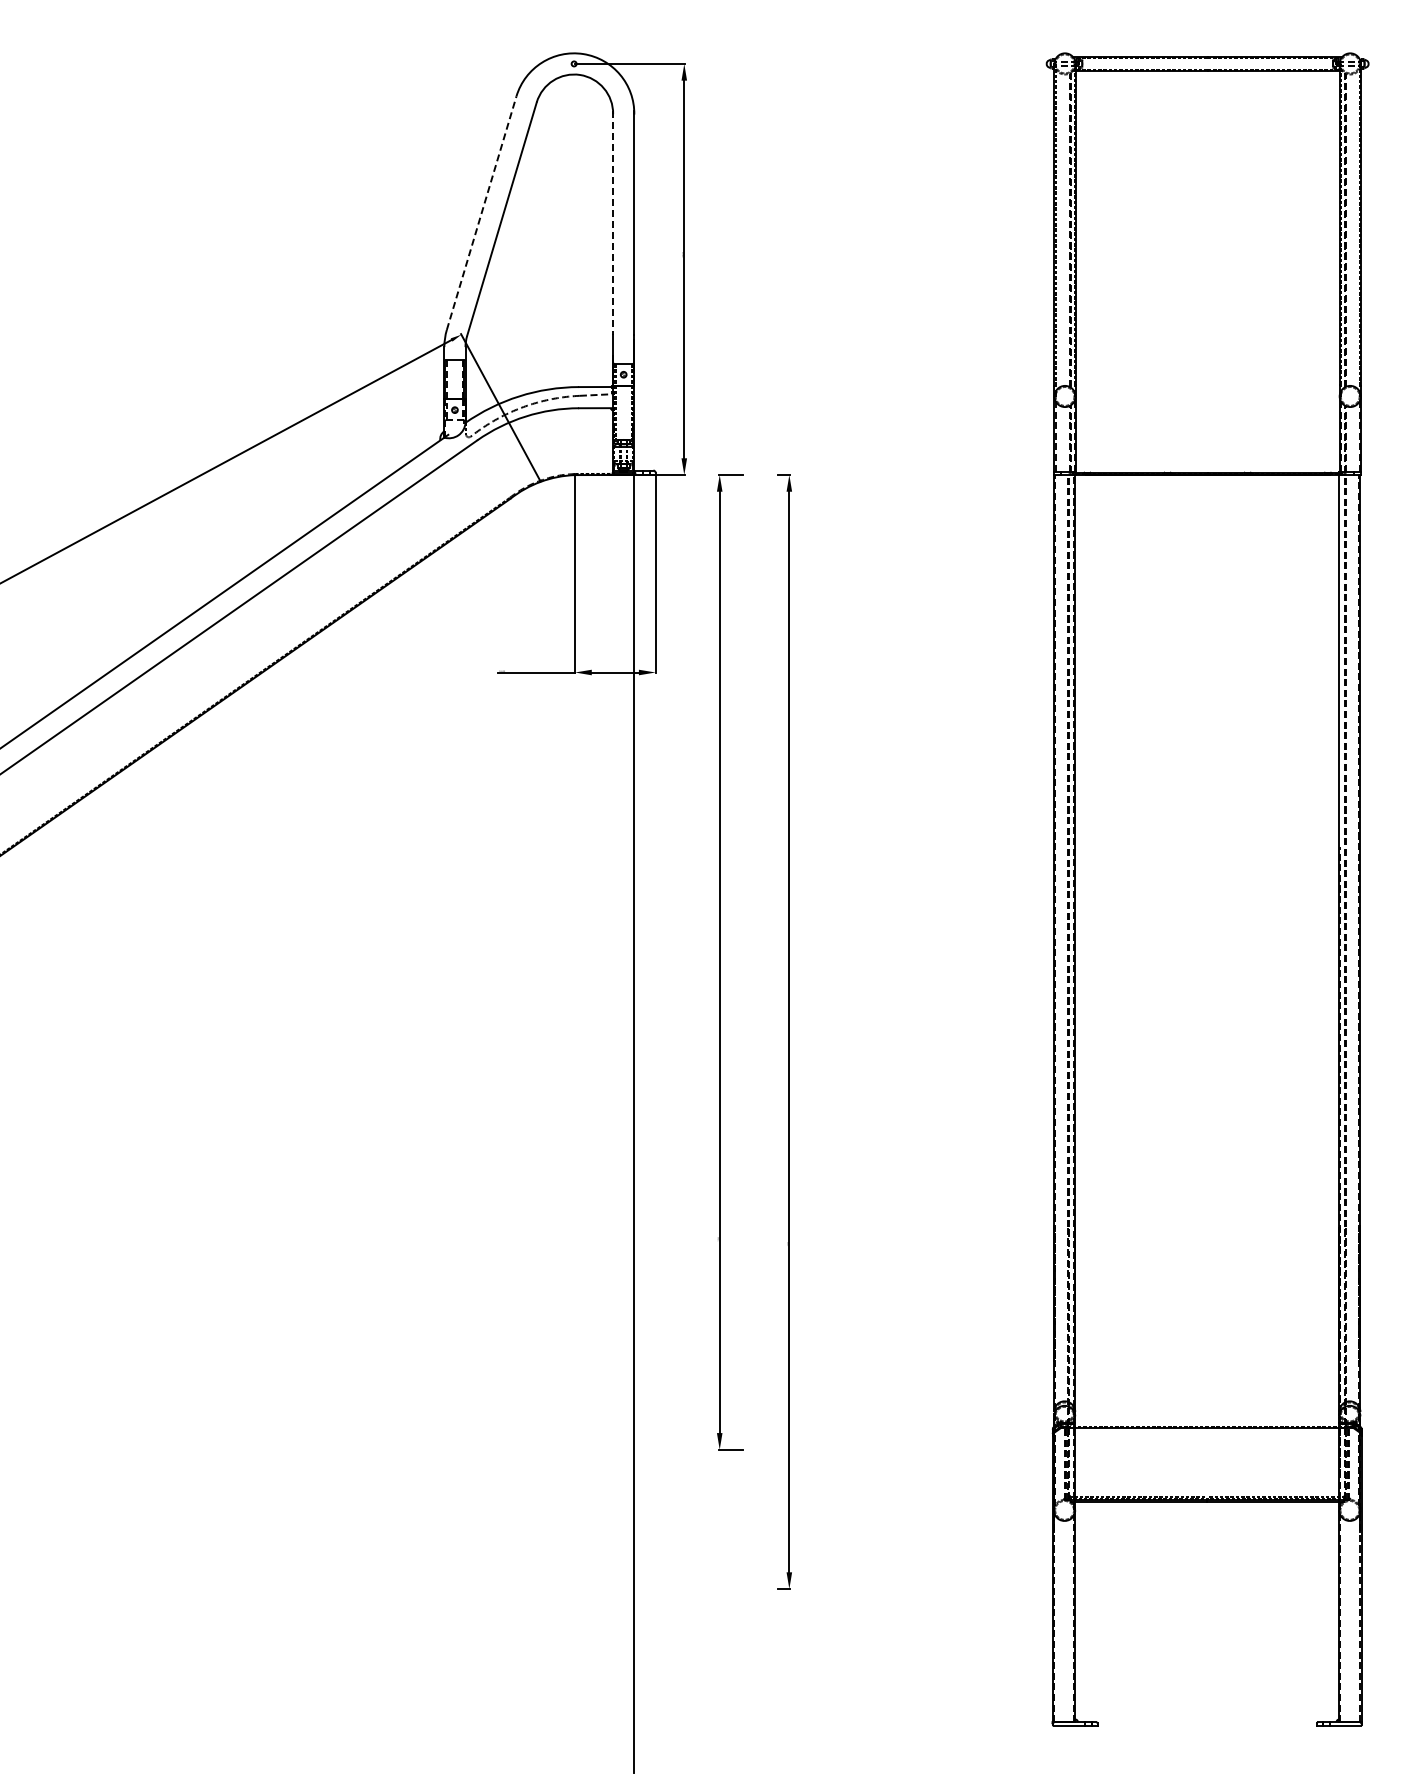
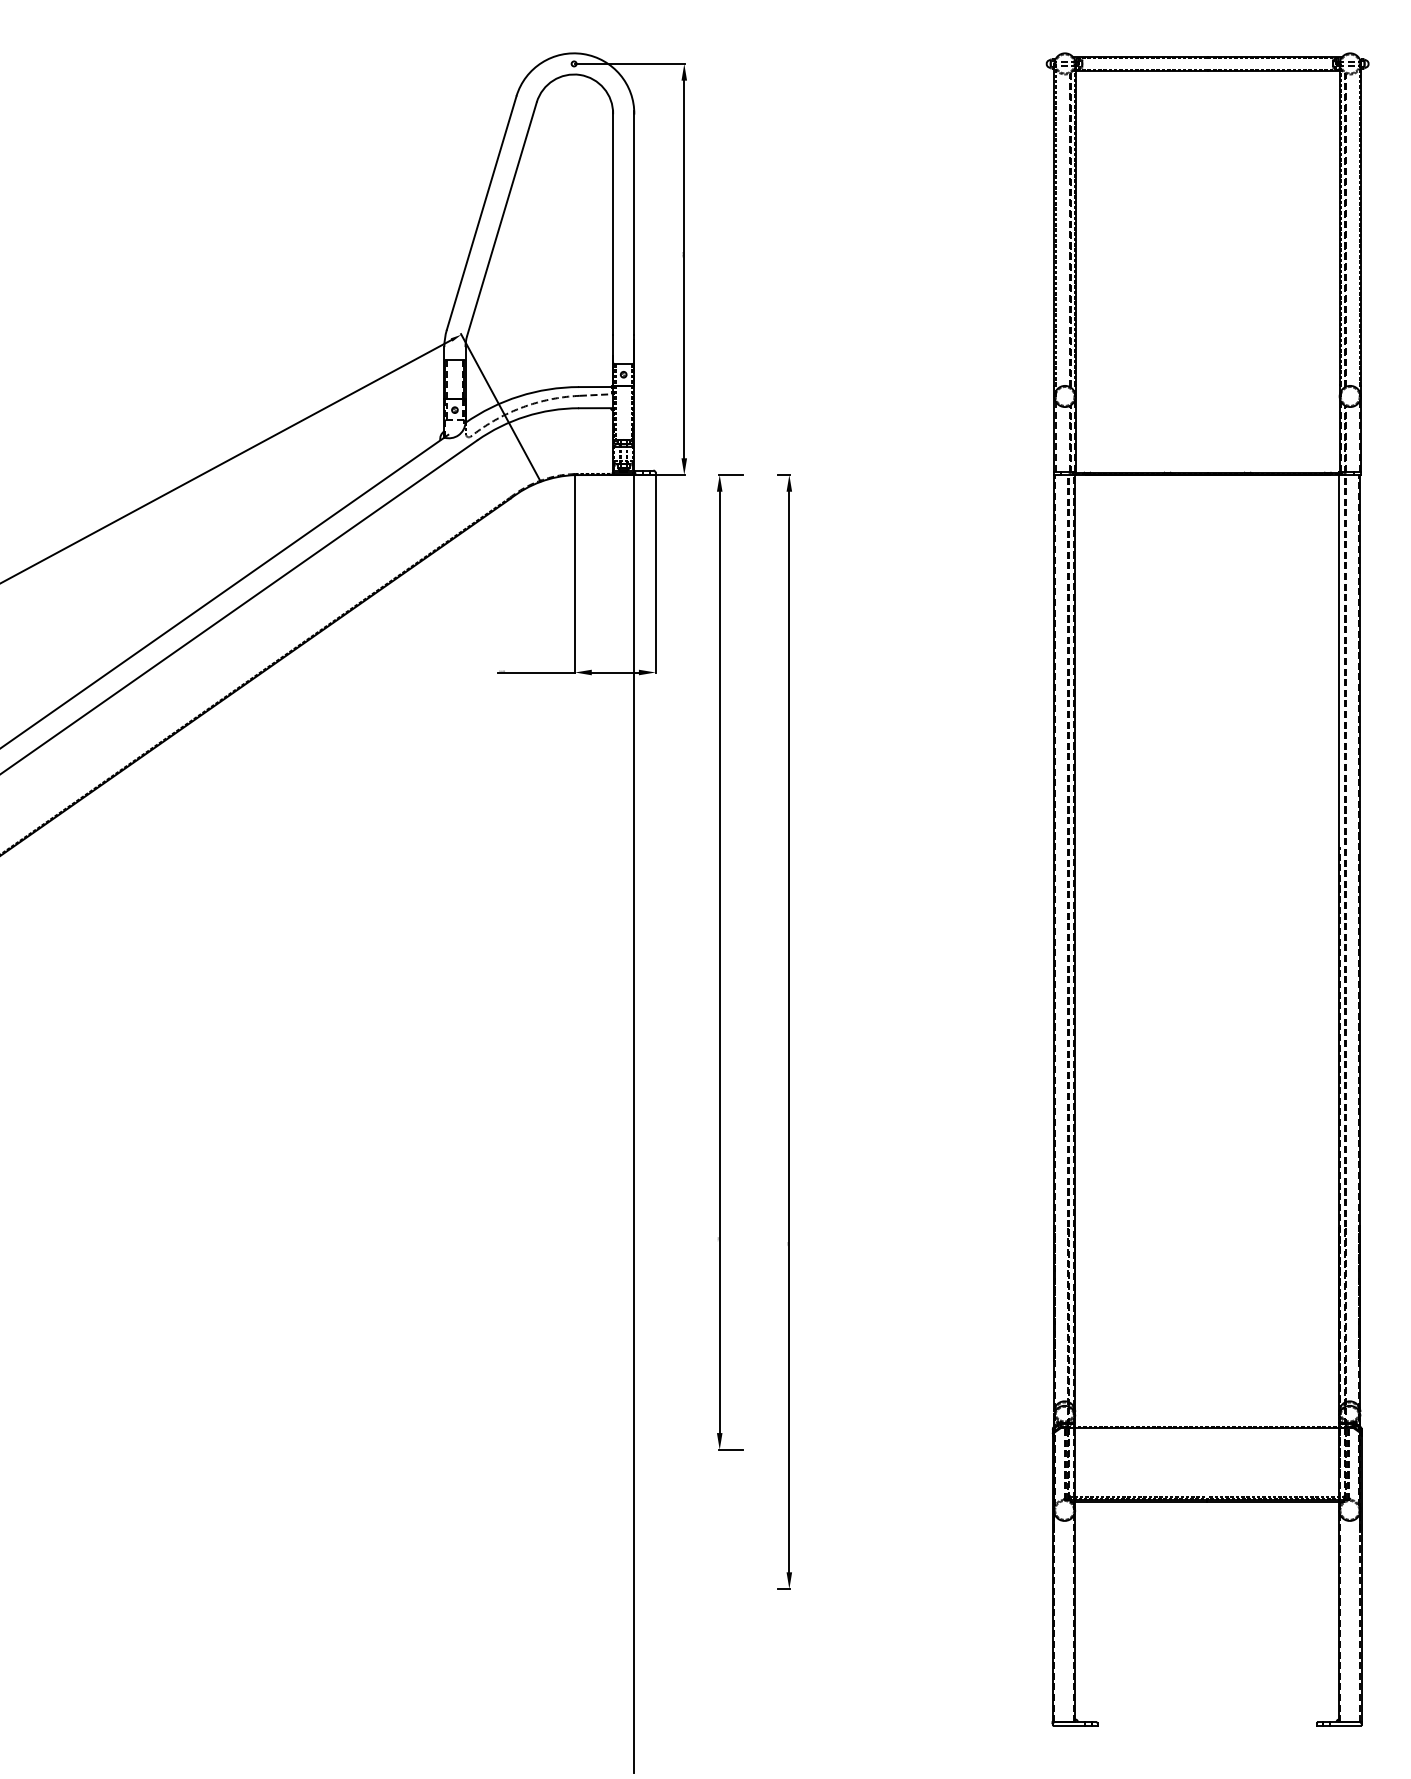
line: dashed -> solid (481, 213)
line: dashed -> solid (613, 223)
